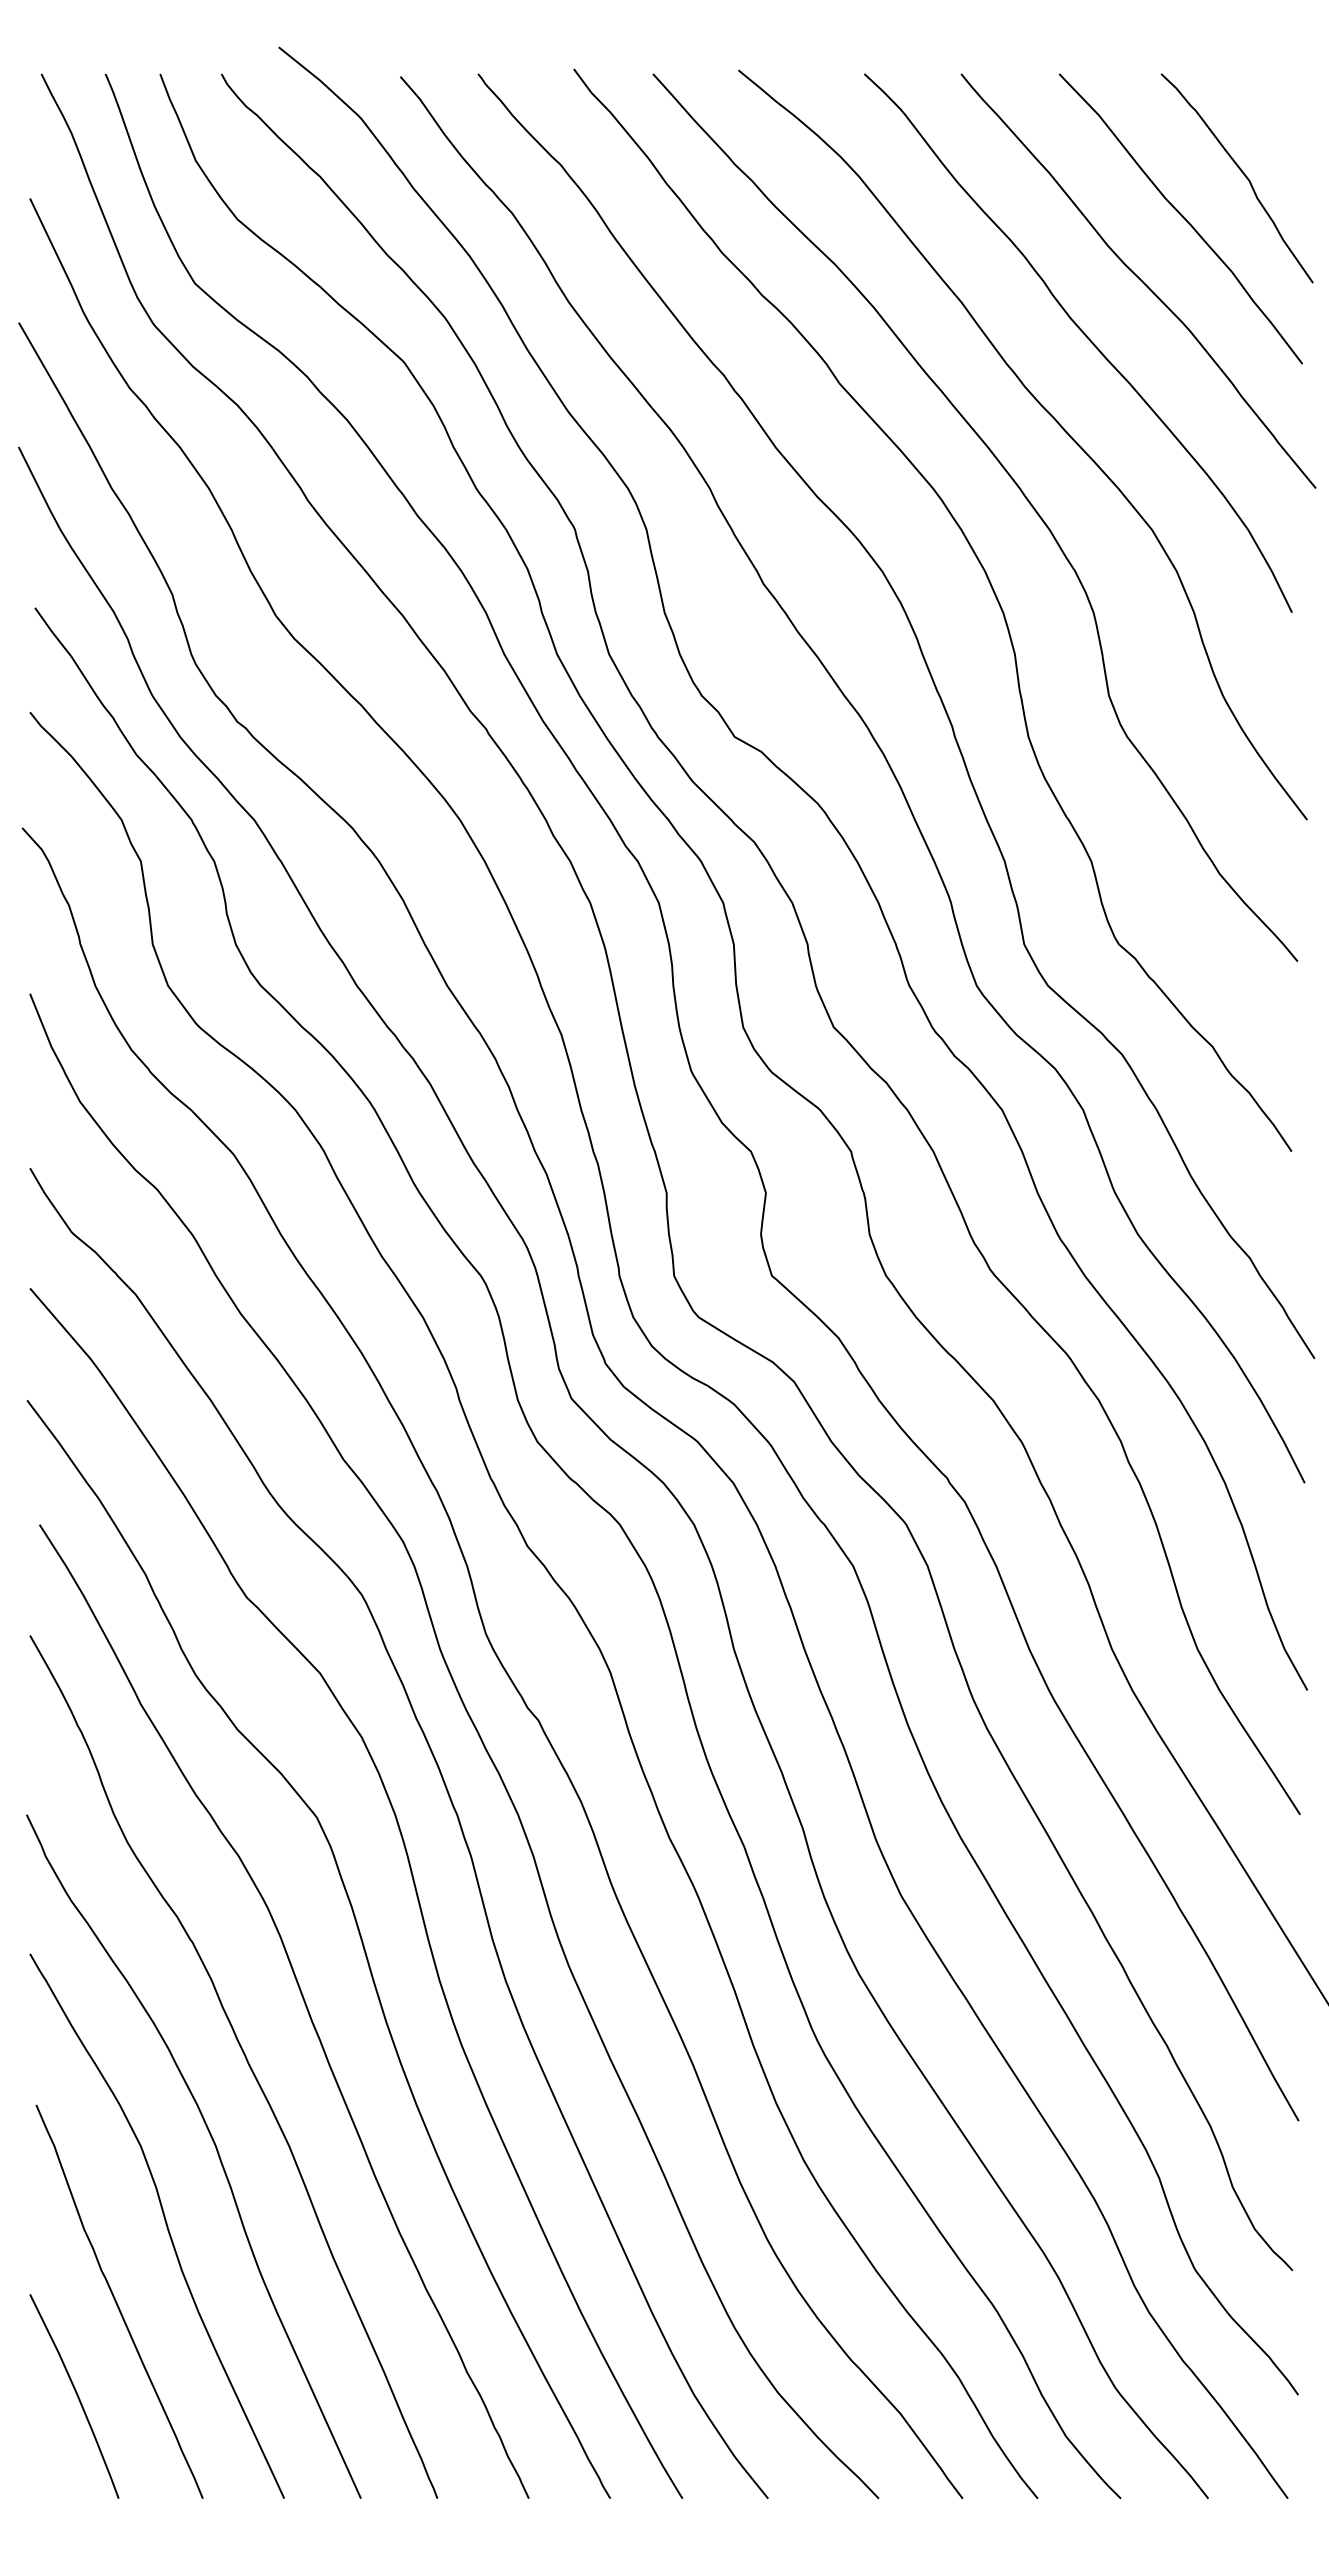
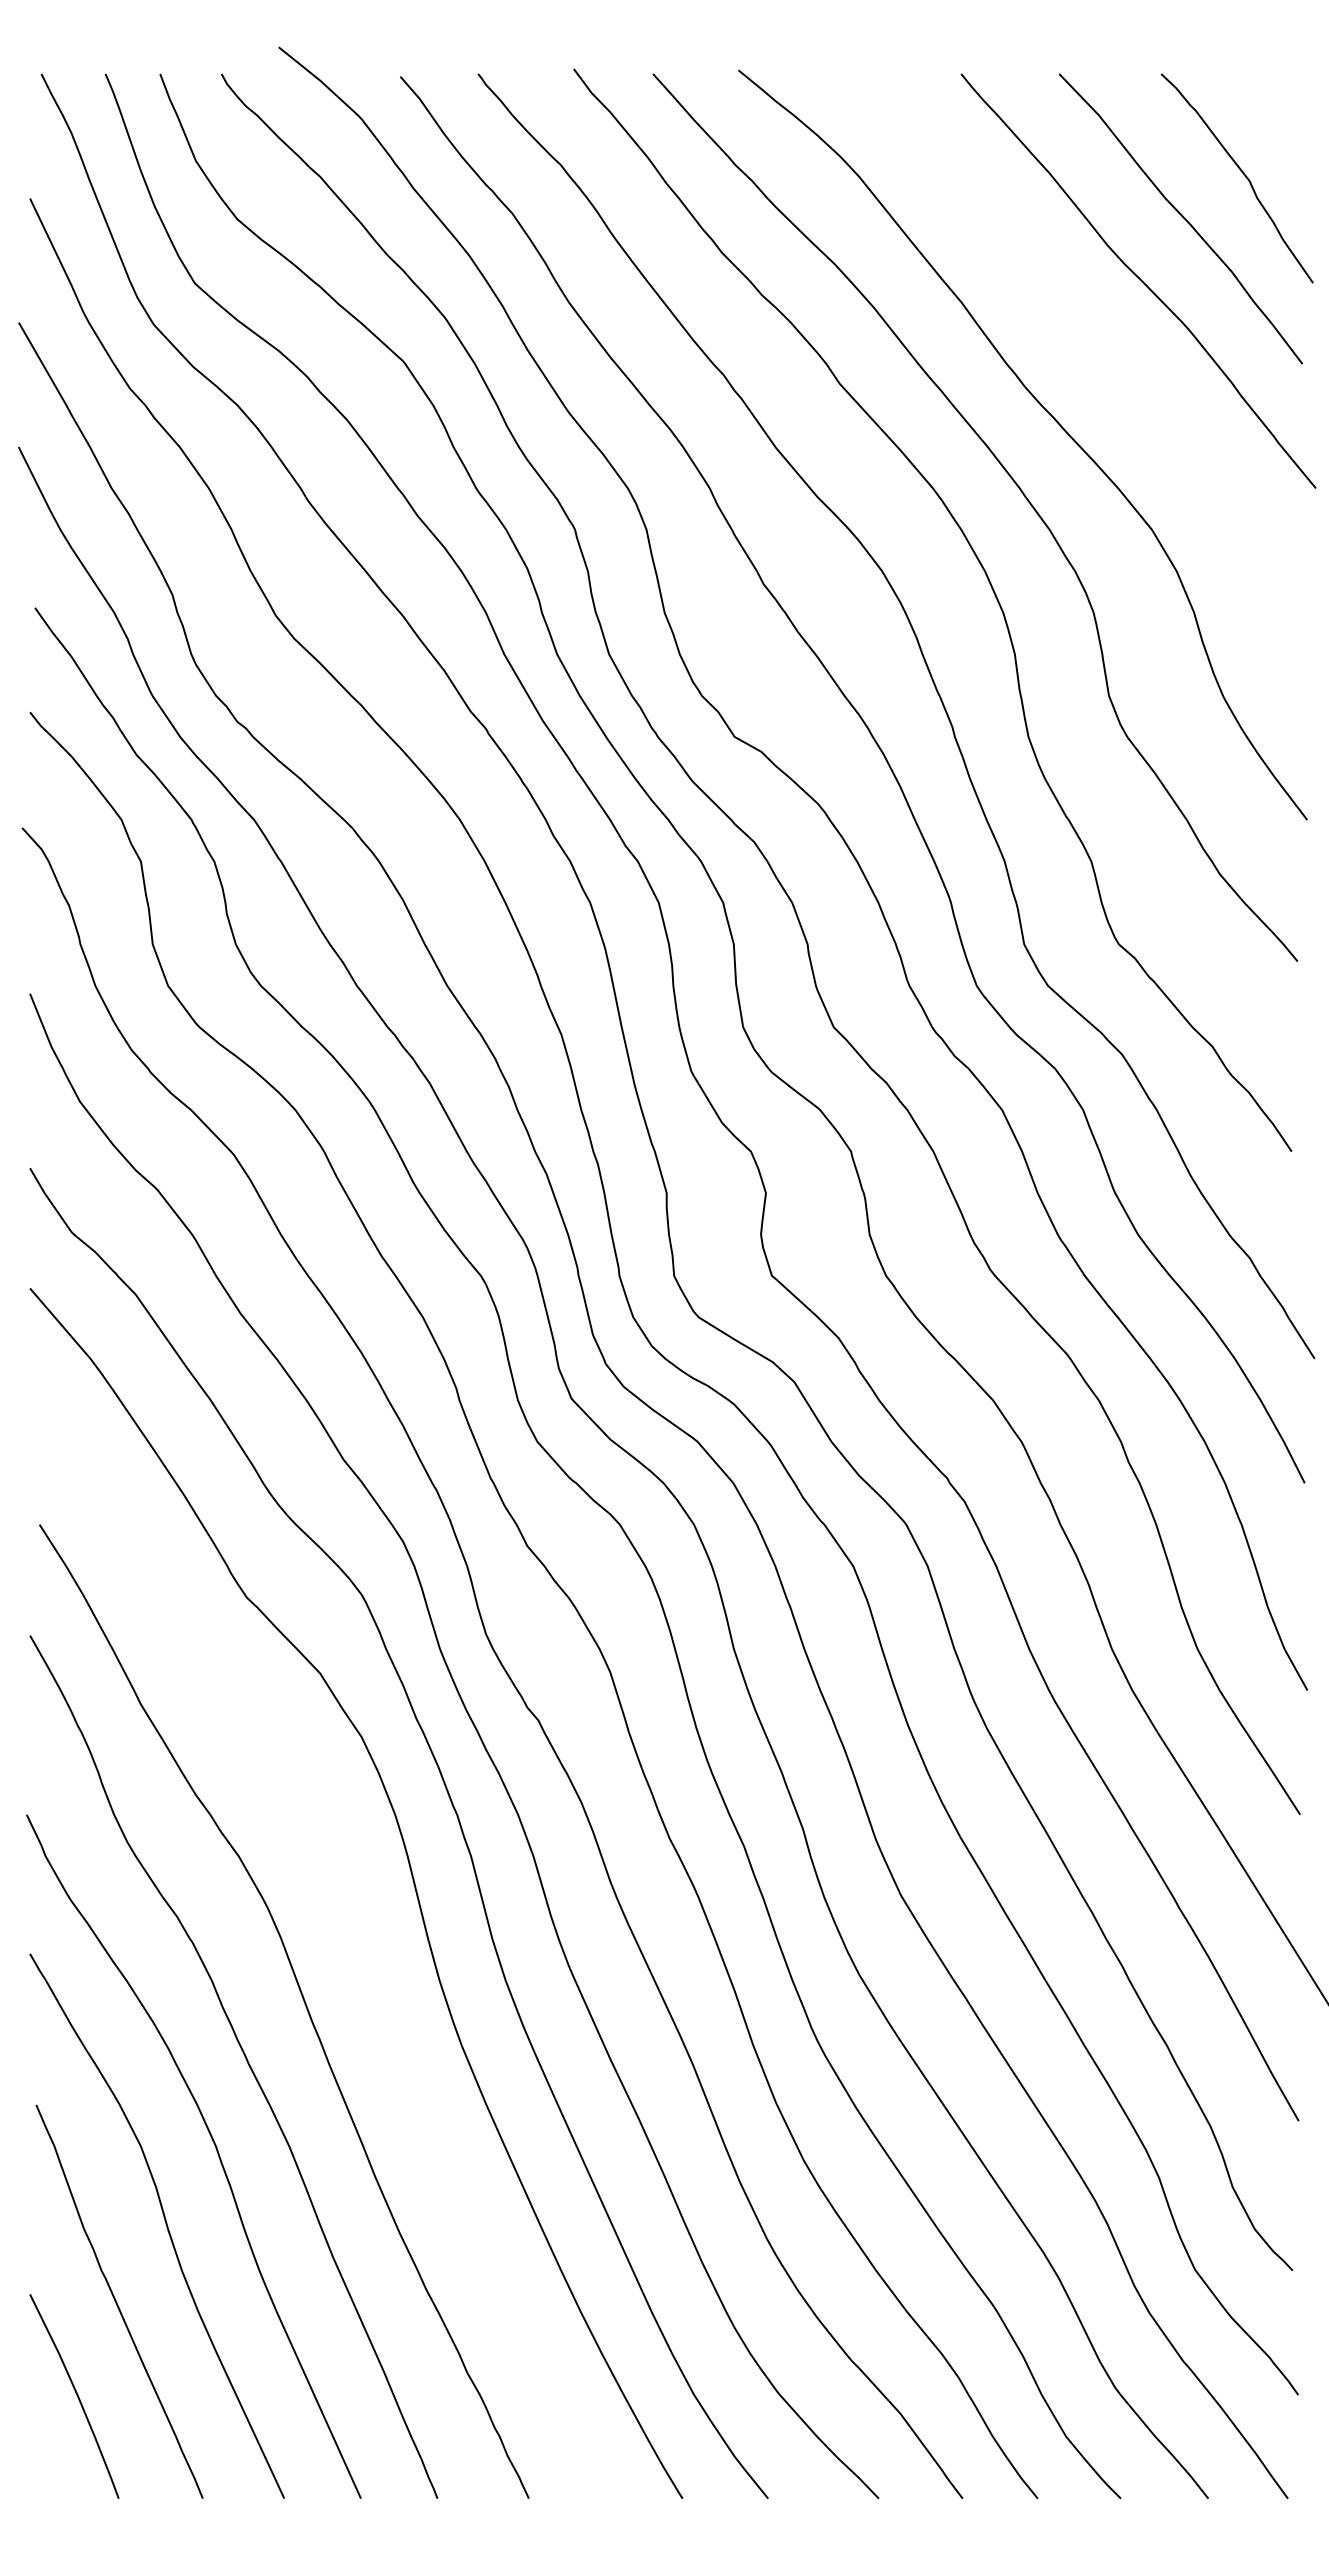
curve: present -> none (1084, 335)
curve: present -> none (359, 1936)
